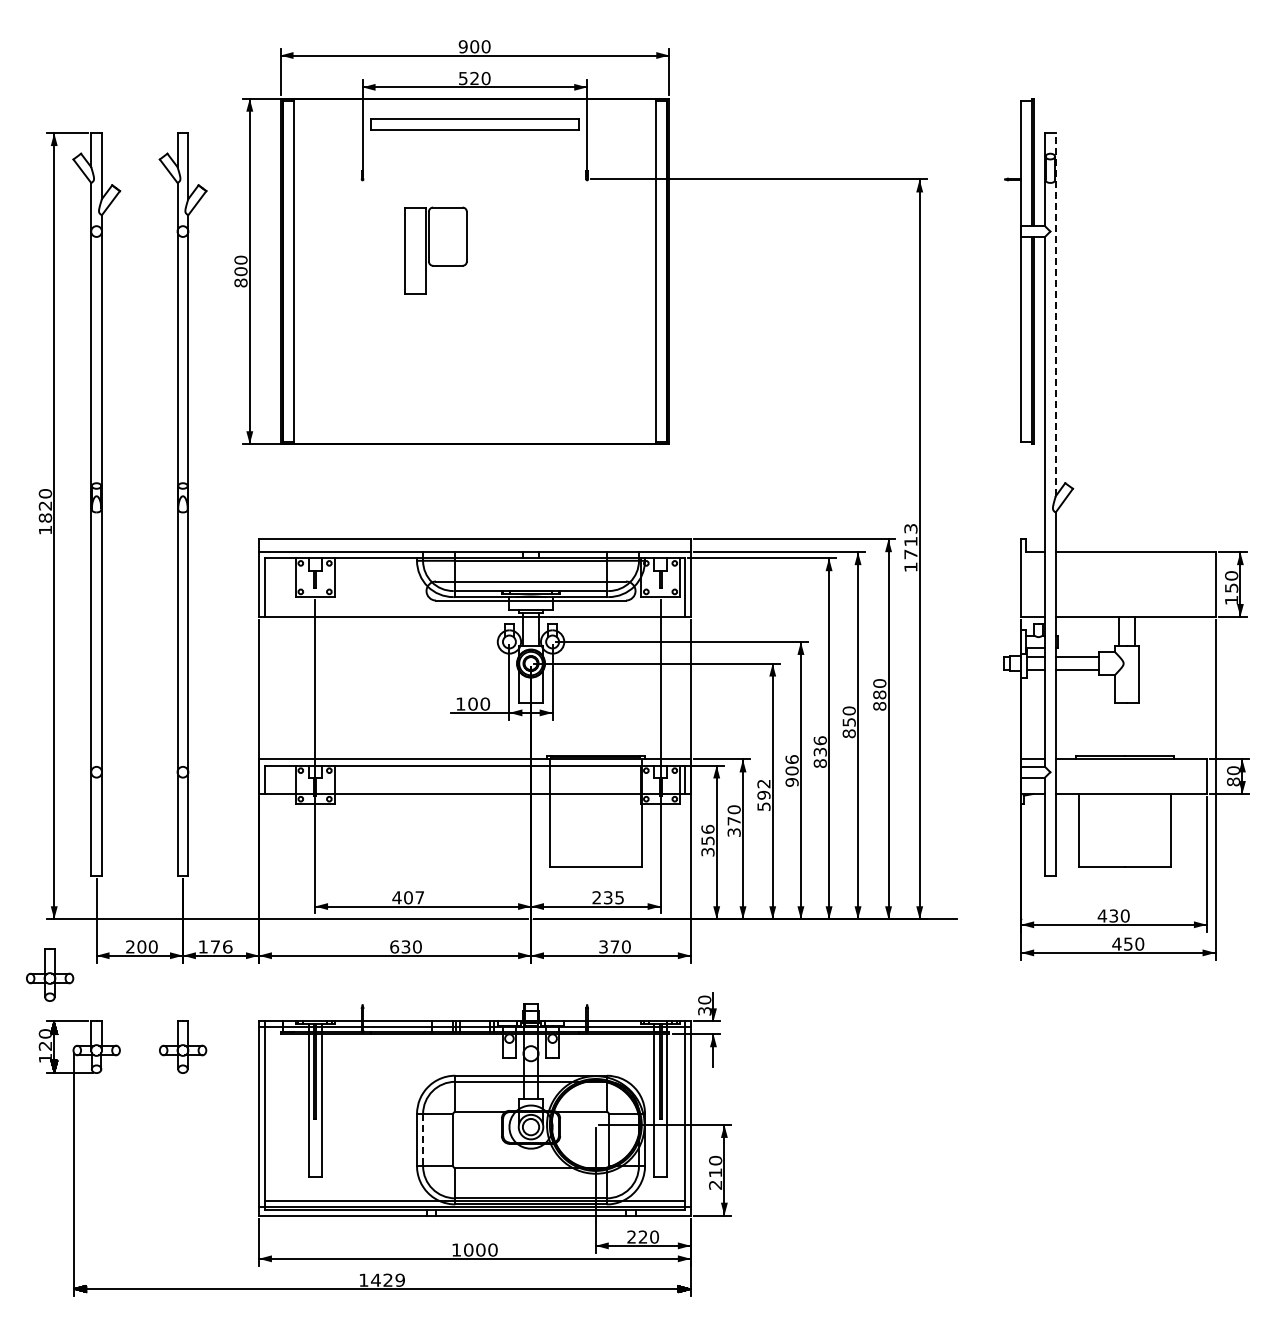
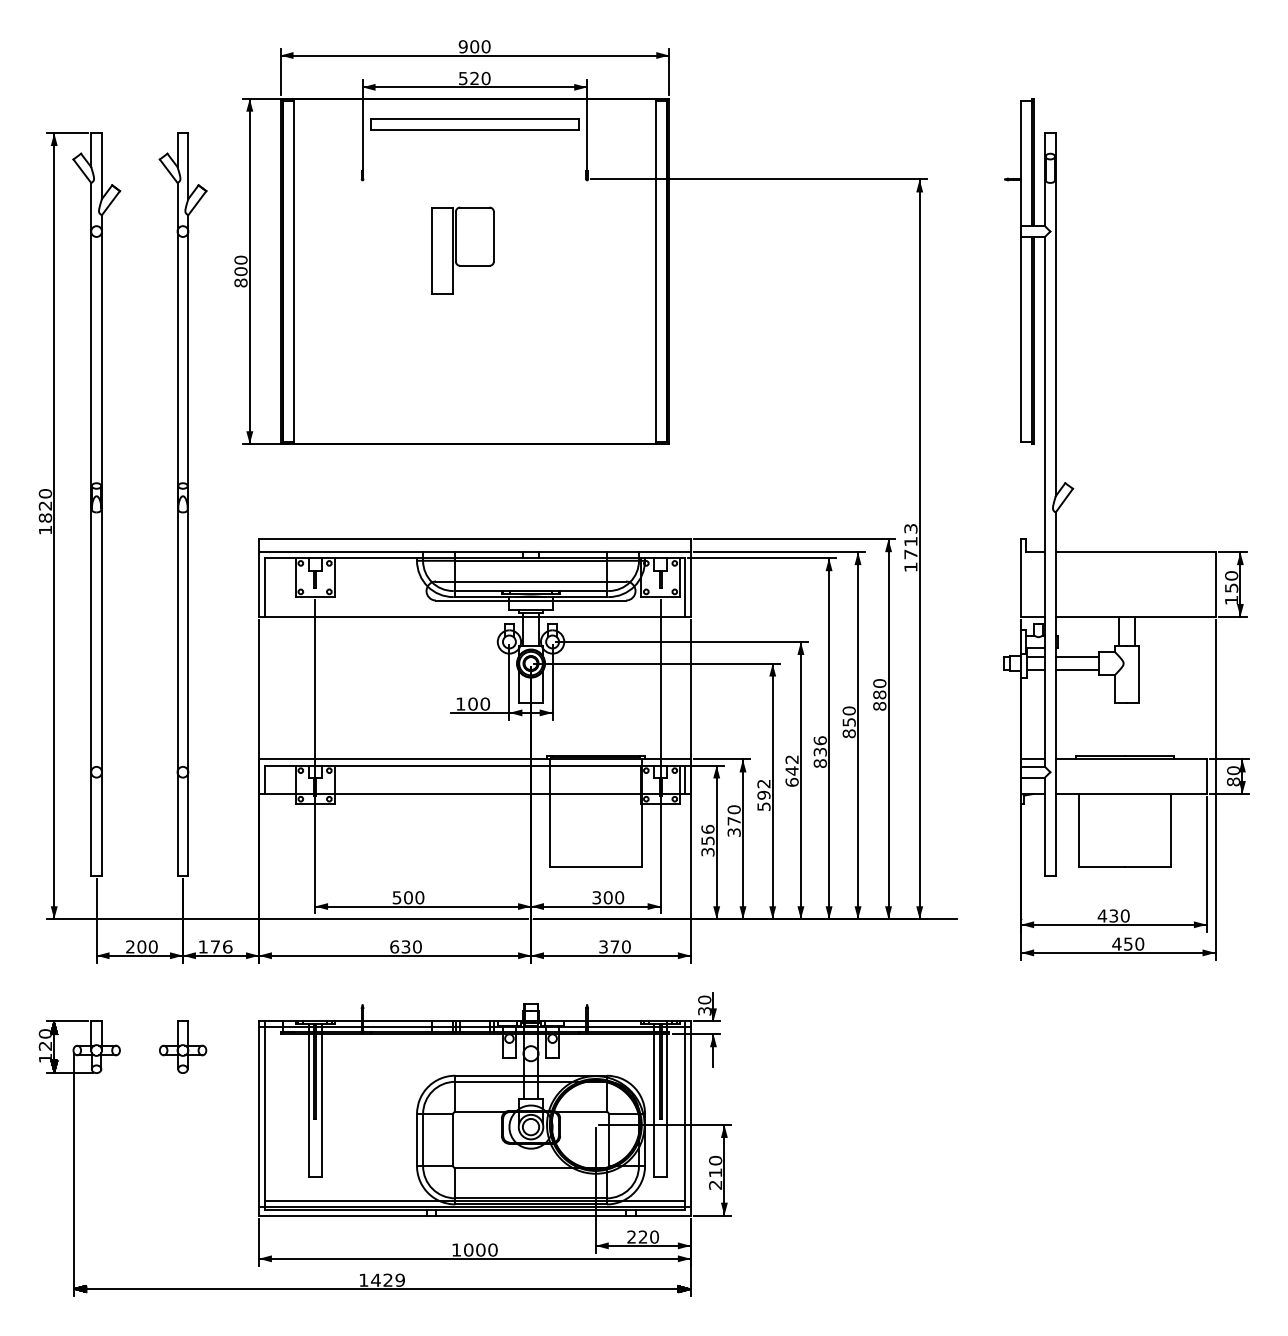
part position: (435, 250) -> (462, 250) (462, 250)
line: dashed -> solid (1055, 314)
text: 906 -> 642 (791, 770)
text: 407 -> 500 (408, 897)
text: 235 -> 300 (608, 897)
part: present -> none (50, 974)
line: dashed -> solid (423, 1140)
